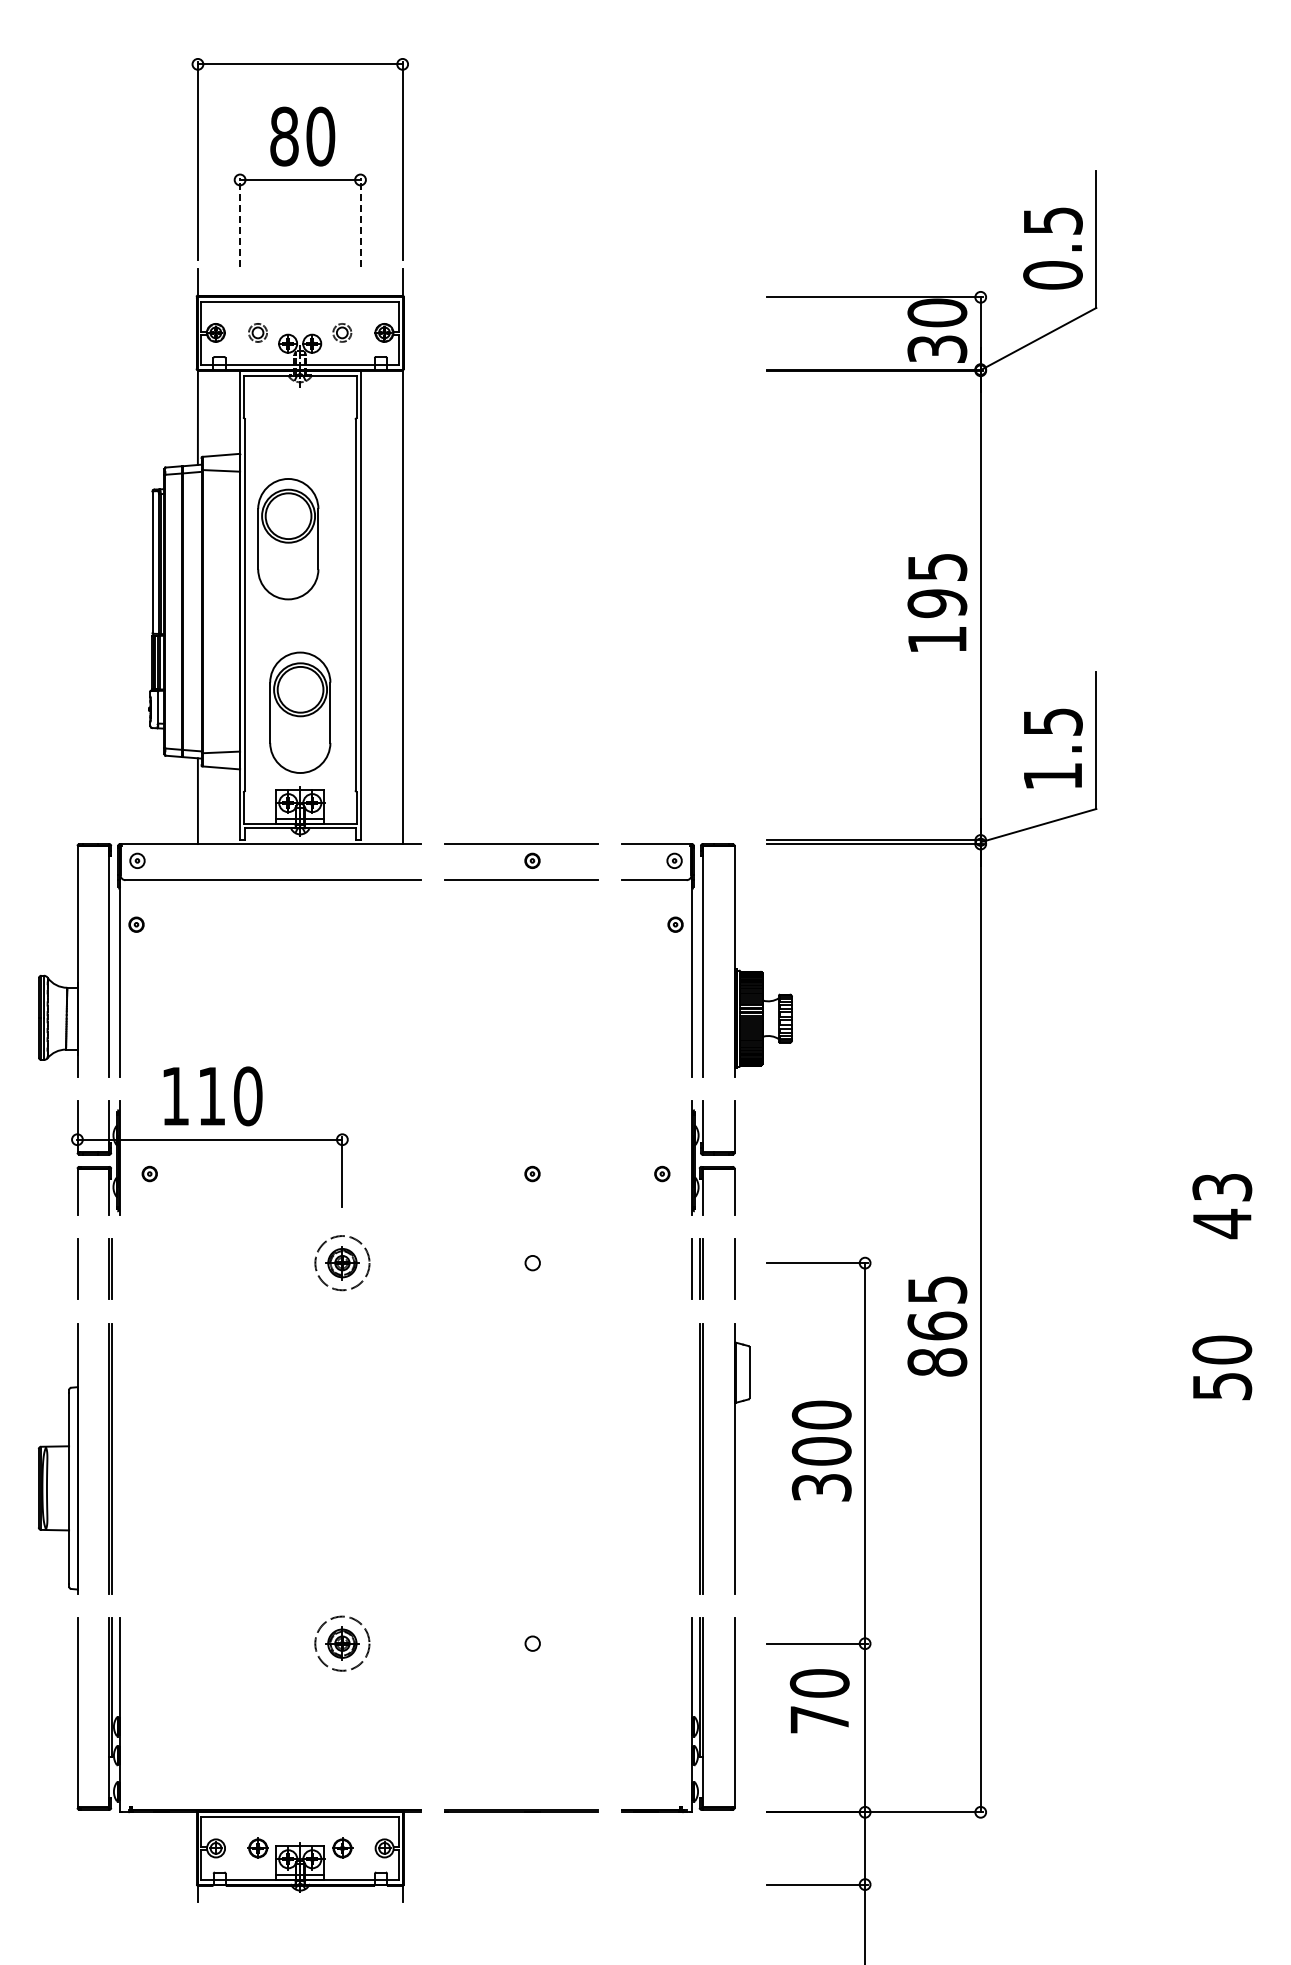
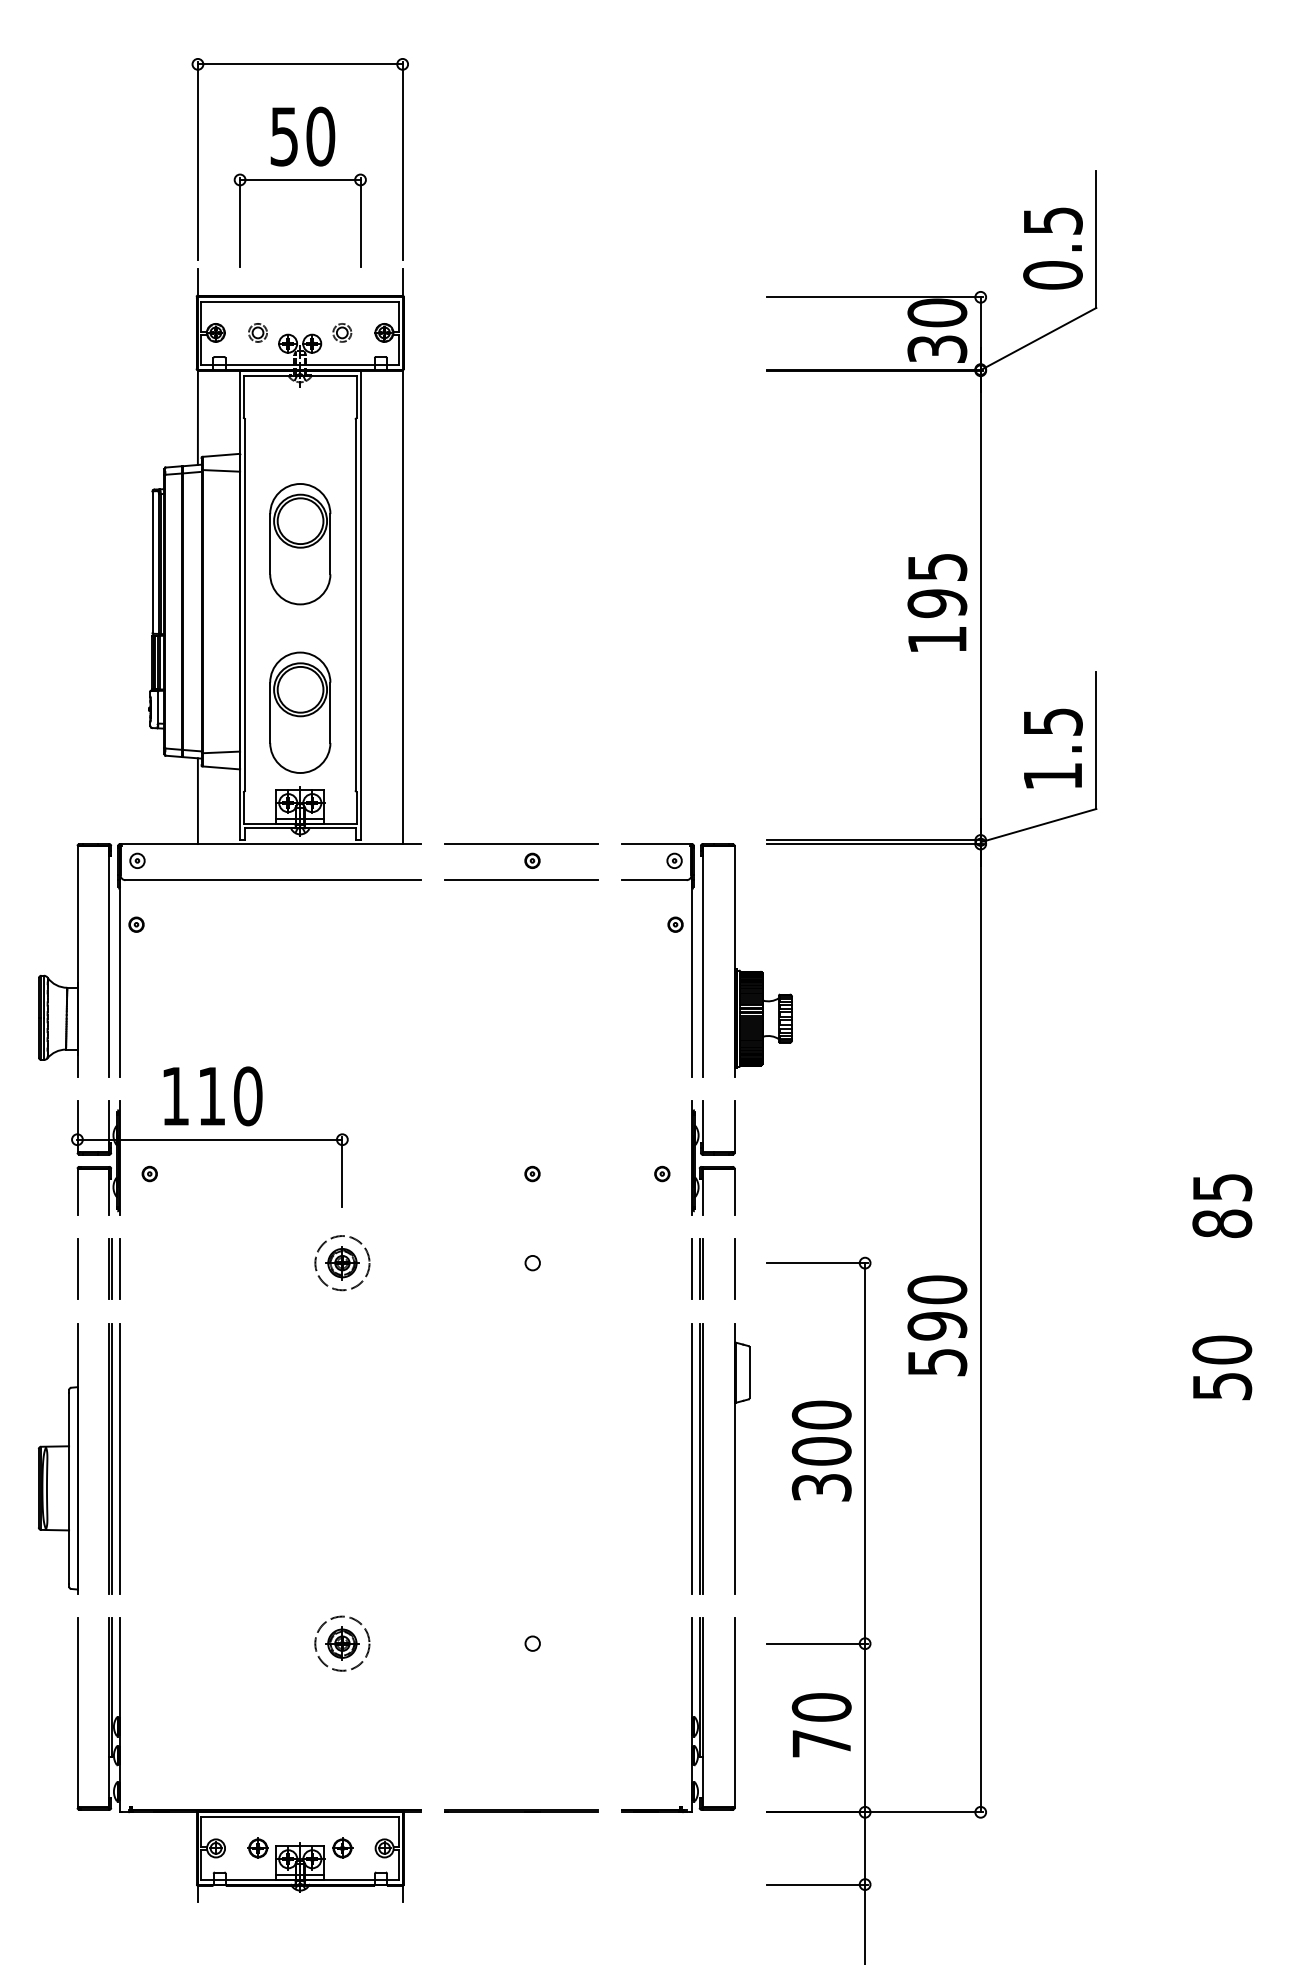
text: 80 -> 50 (284, 136)
line: dashed -> solid (240, 222)
line: dashed -> solid (360, 222)
part position: (288, 539) -> (300, 544) (300, 544)
text: 43 -> 85 (1222, 1206)
line: none -> present (120, 1269)
text: 865 -> 590 (937, 1325)
line: none -> present (120, 1458)
line: none -> present (691, 1458)
text position: (819, 1701) -> (821, 1725) (821, 1725)
